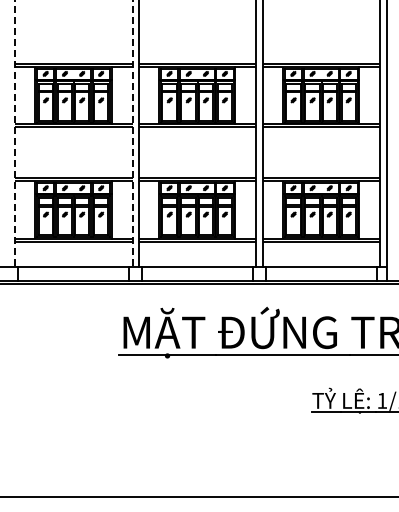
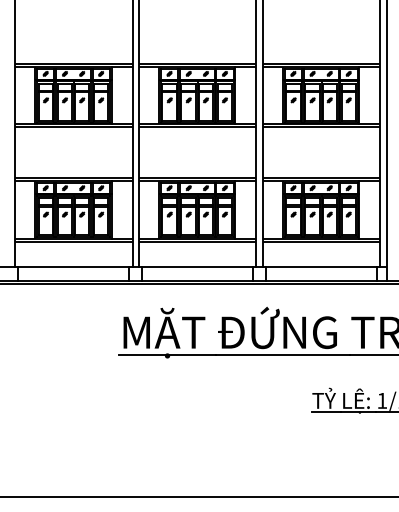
line: dashed -> solid (15, 134)
line: dashed -> solid (132, 134)
